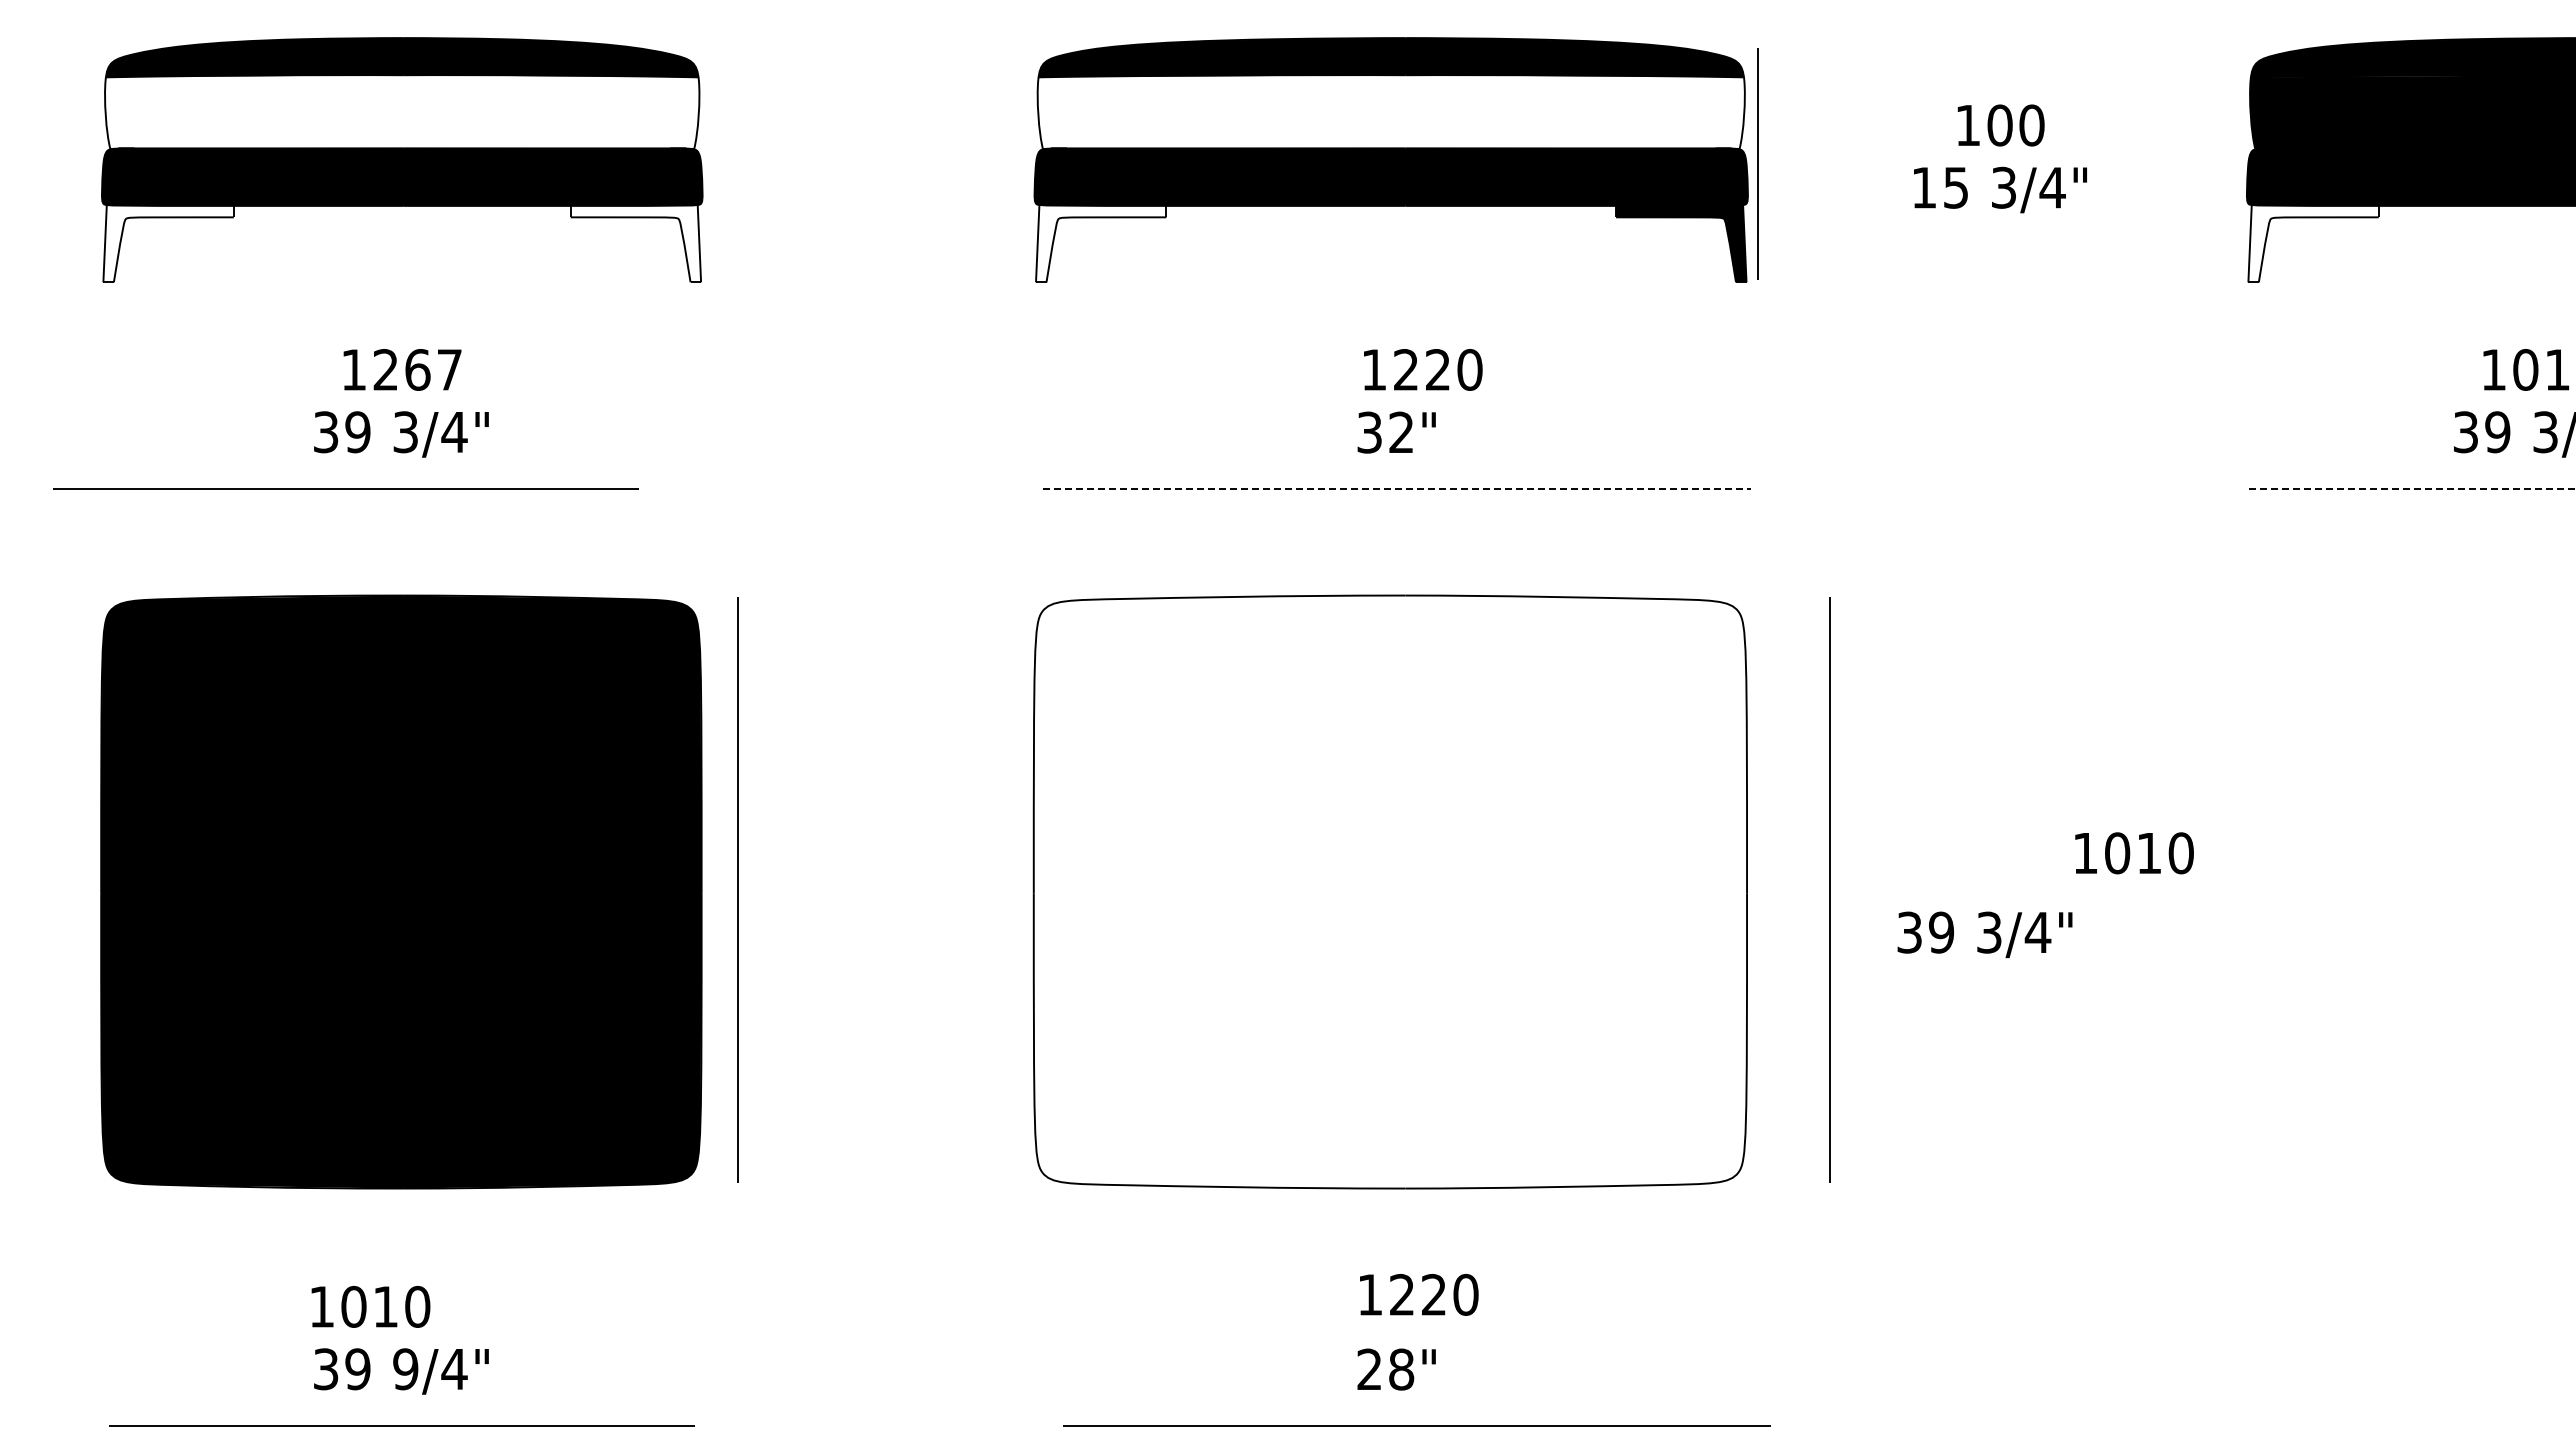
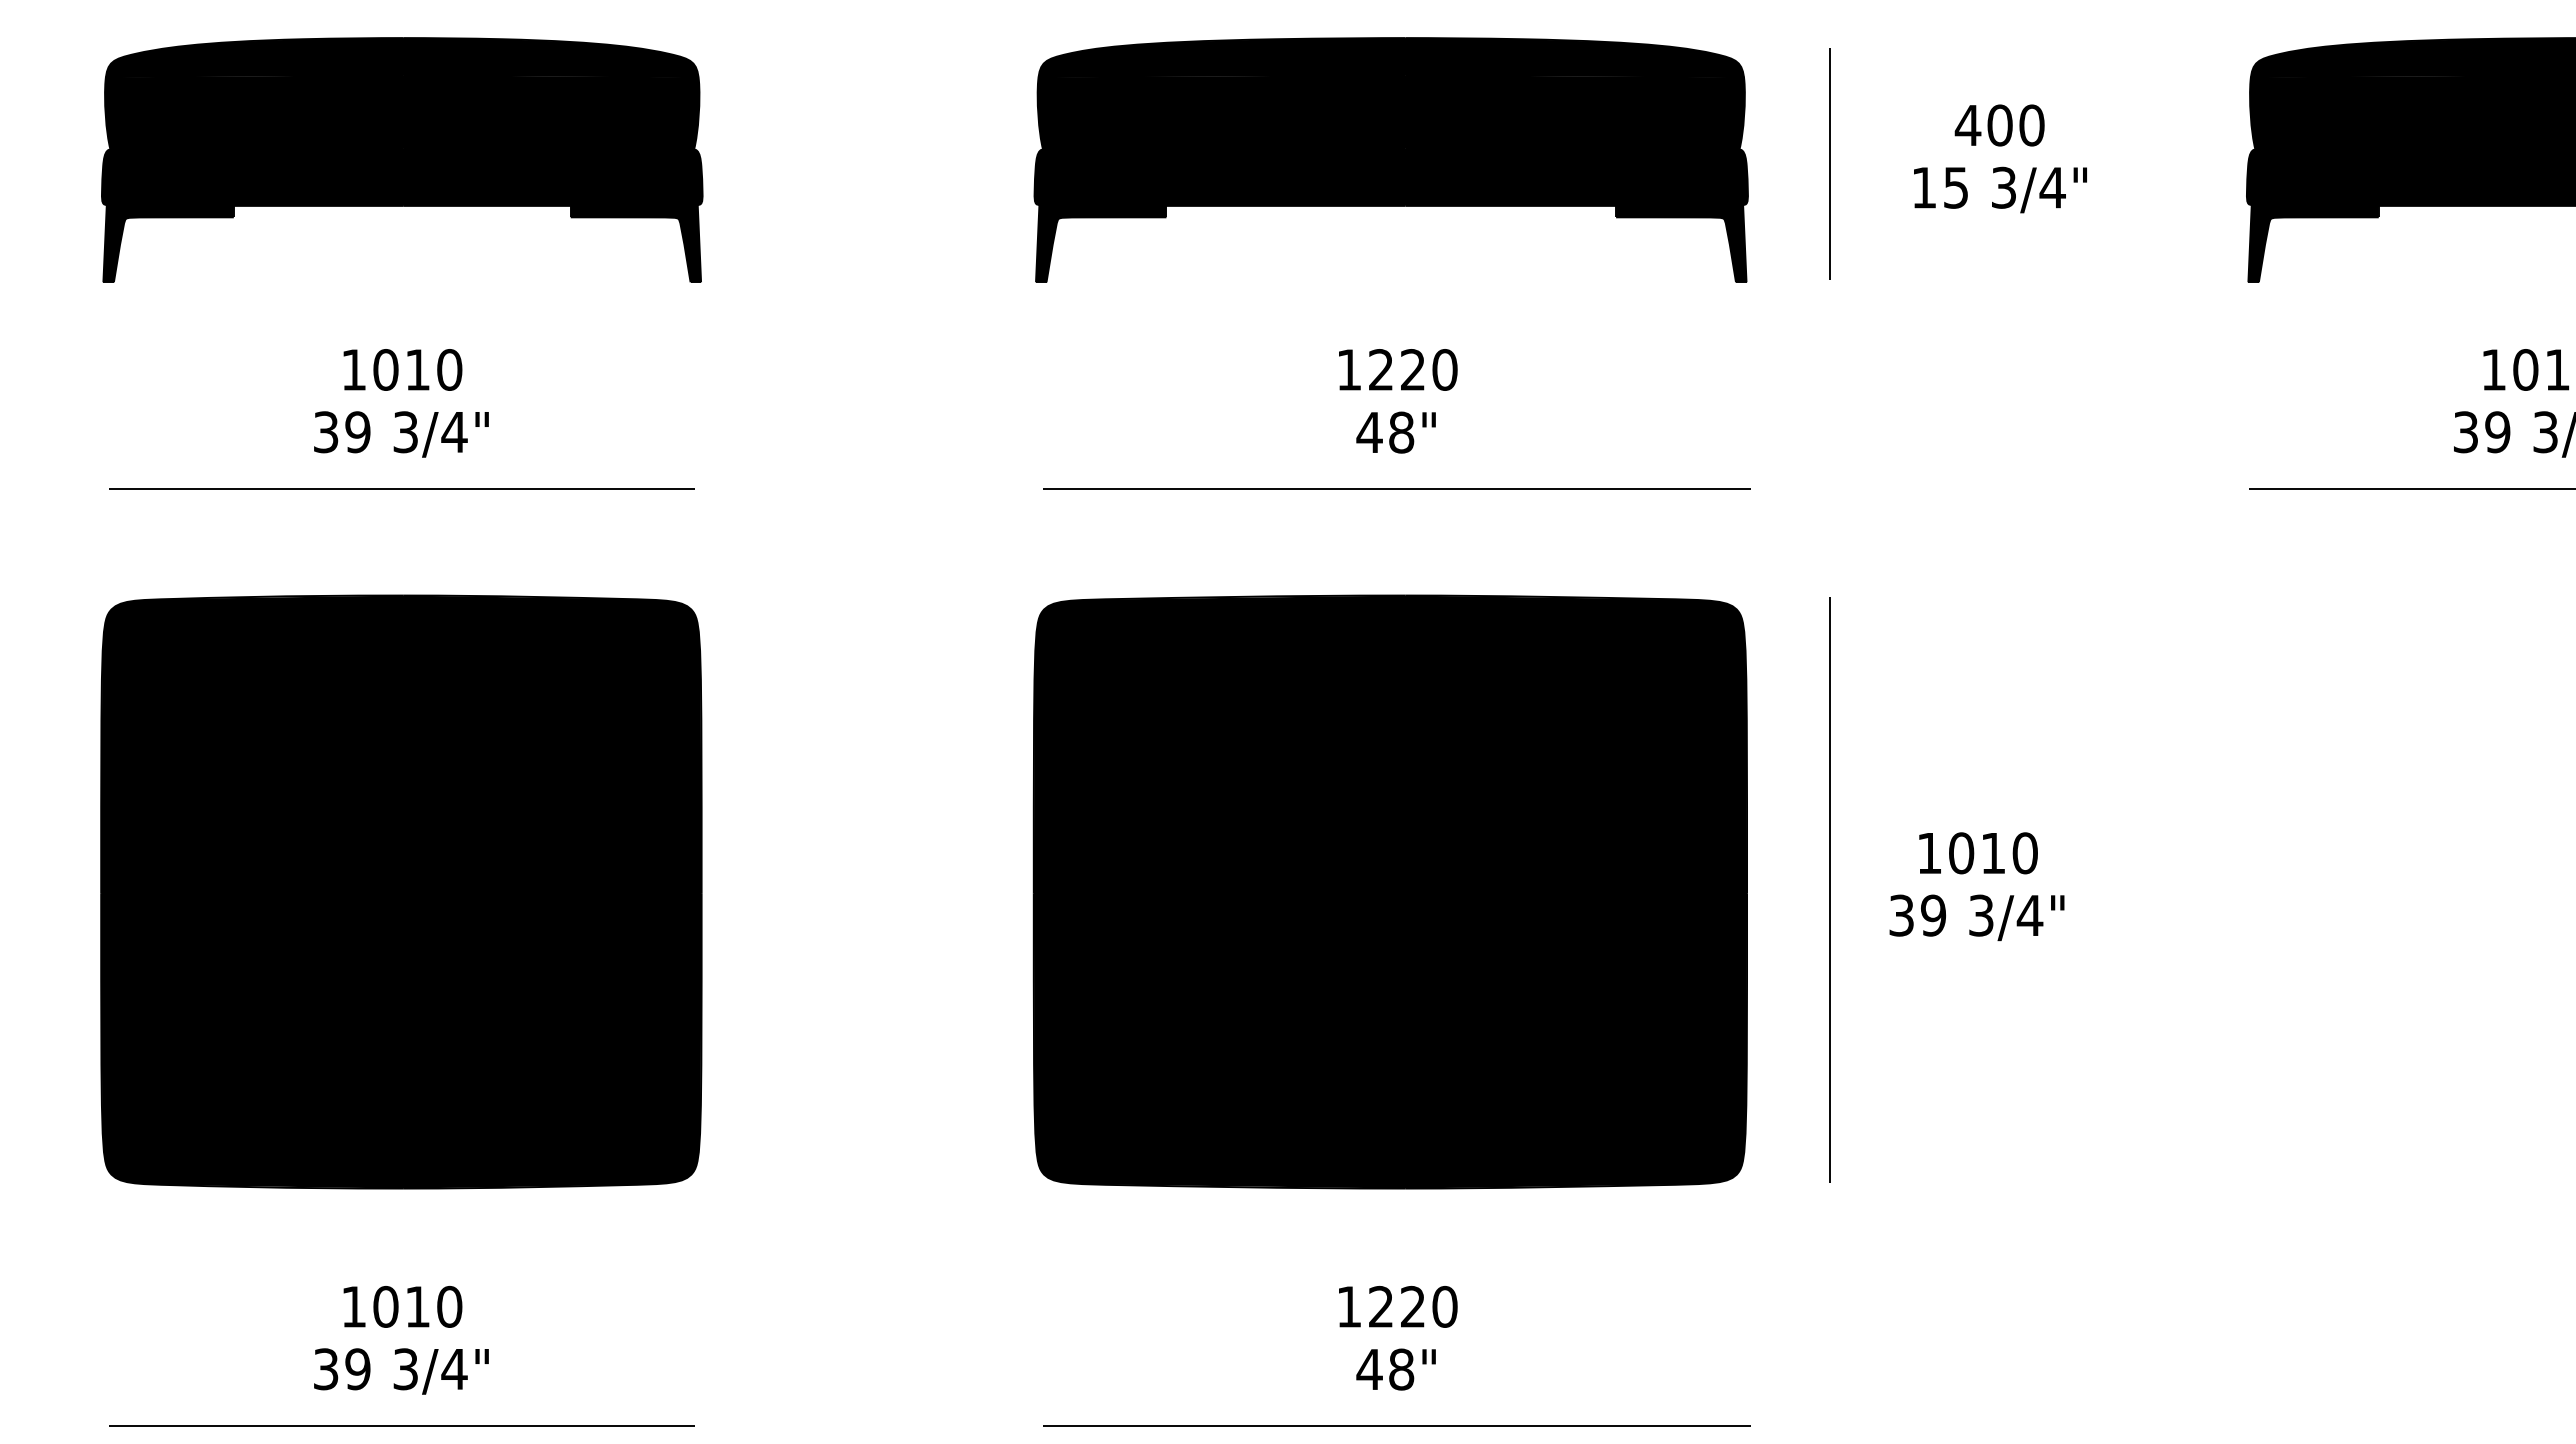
fill: none -> present (402, 112)
fill: none -> present (1390, 112)
text: 100 -> 400 (1967, 125)
line position: (1757, 163) -> (1829, 163) (1829, 163)
fill: none -> present (168, 243)
fill: none -> present (635, 243)
fill: none -> present (1101, 243)
fill: none -> present (2313, 243)
text: 1267 -> 1010 (417, 369)
text position: (1423, 369) -> (1398, 369) (1398, 369)
text: 32" -> 48" (1385, 432)
line position: (345, 488) -> (401, 488) (401, 488)
line: dashed -> solid (1397, 488)
line: dashed -> solid (2412, 488)
text position: (2134, 853) -> (1978, 853) (1978, 853)
line: present -> none (737, 889)
fill: none -> present (1390, 891)
text position: (1984, 934) -> (1976, 917) (1976, 917)
text position: (1419, 1294) -> (1398, 1306) (1398, 1306)
text position: (370, 1306) -> (402, 1306) (402, 1306)
text: 28" -> 48" (1369, 1368)
text: 9/4" -> 3/4" (405, 1369)
line position: (1416, 1425) -> (1396, 1425) (1396, 1425)
